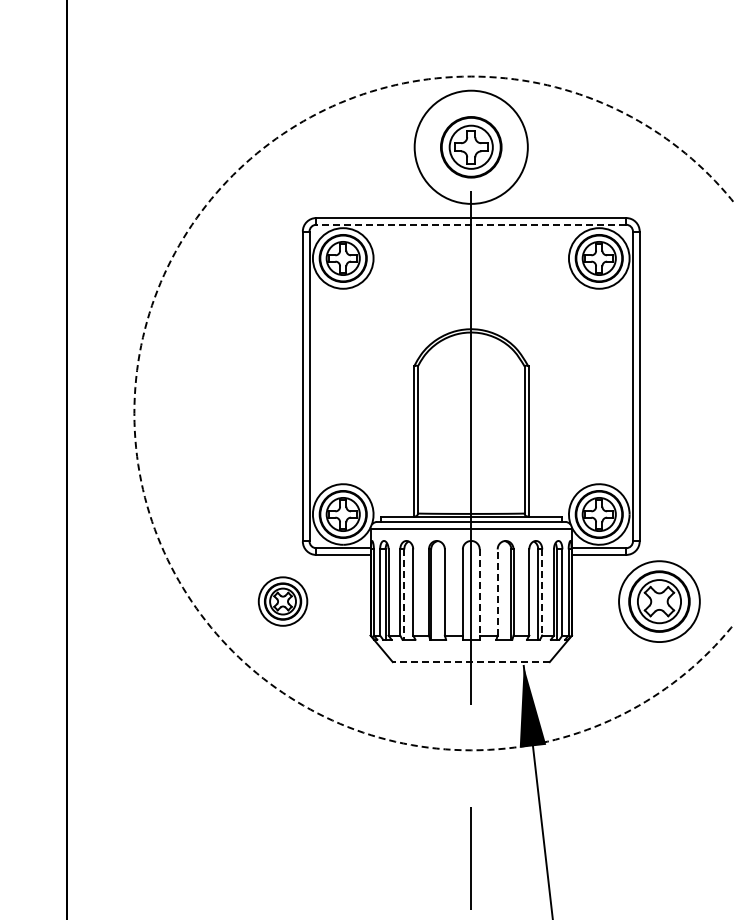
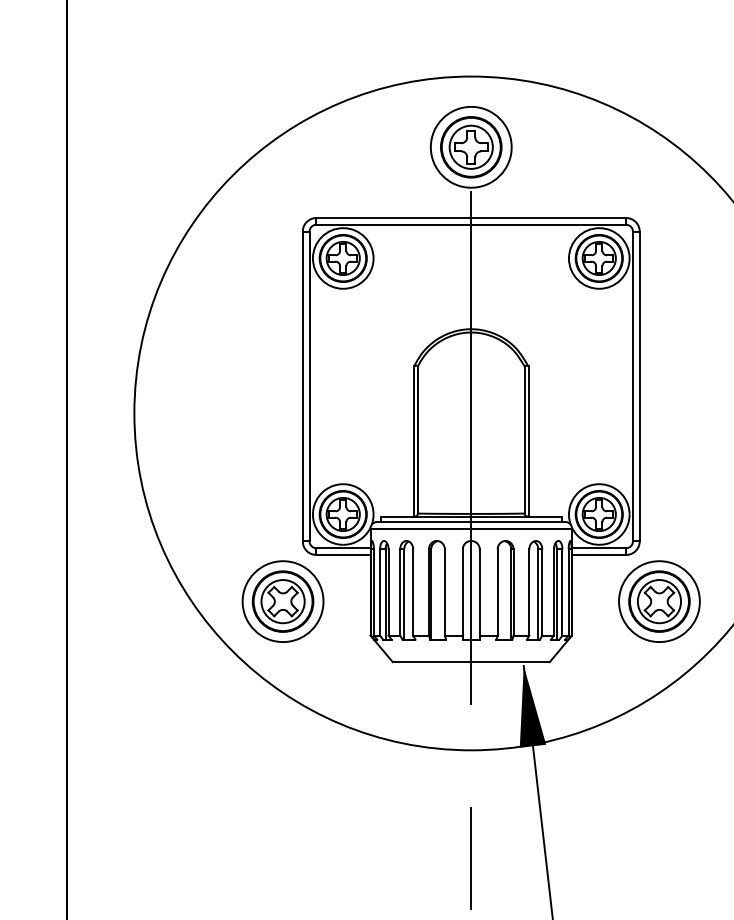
circle diameter: 113 px -> 81 px (470, 146)
line: dashed -> solid (471, 224)
circle: dashed -> solid (433, 413)
line: dashed -> solid (497, 592)
line: dashed -> solid (479, 593)
line: dashed -> solid (542, 593)
line: dashed -> solid (404, 595)
part size: 52x51 px -> 84x83 px (282, 601)
line: dashed -> solid (471, 662)
